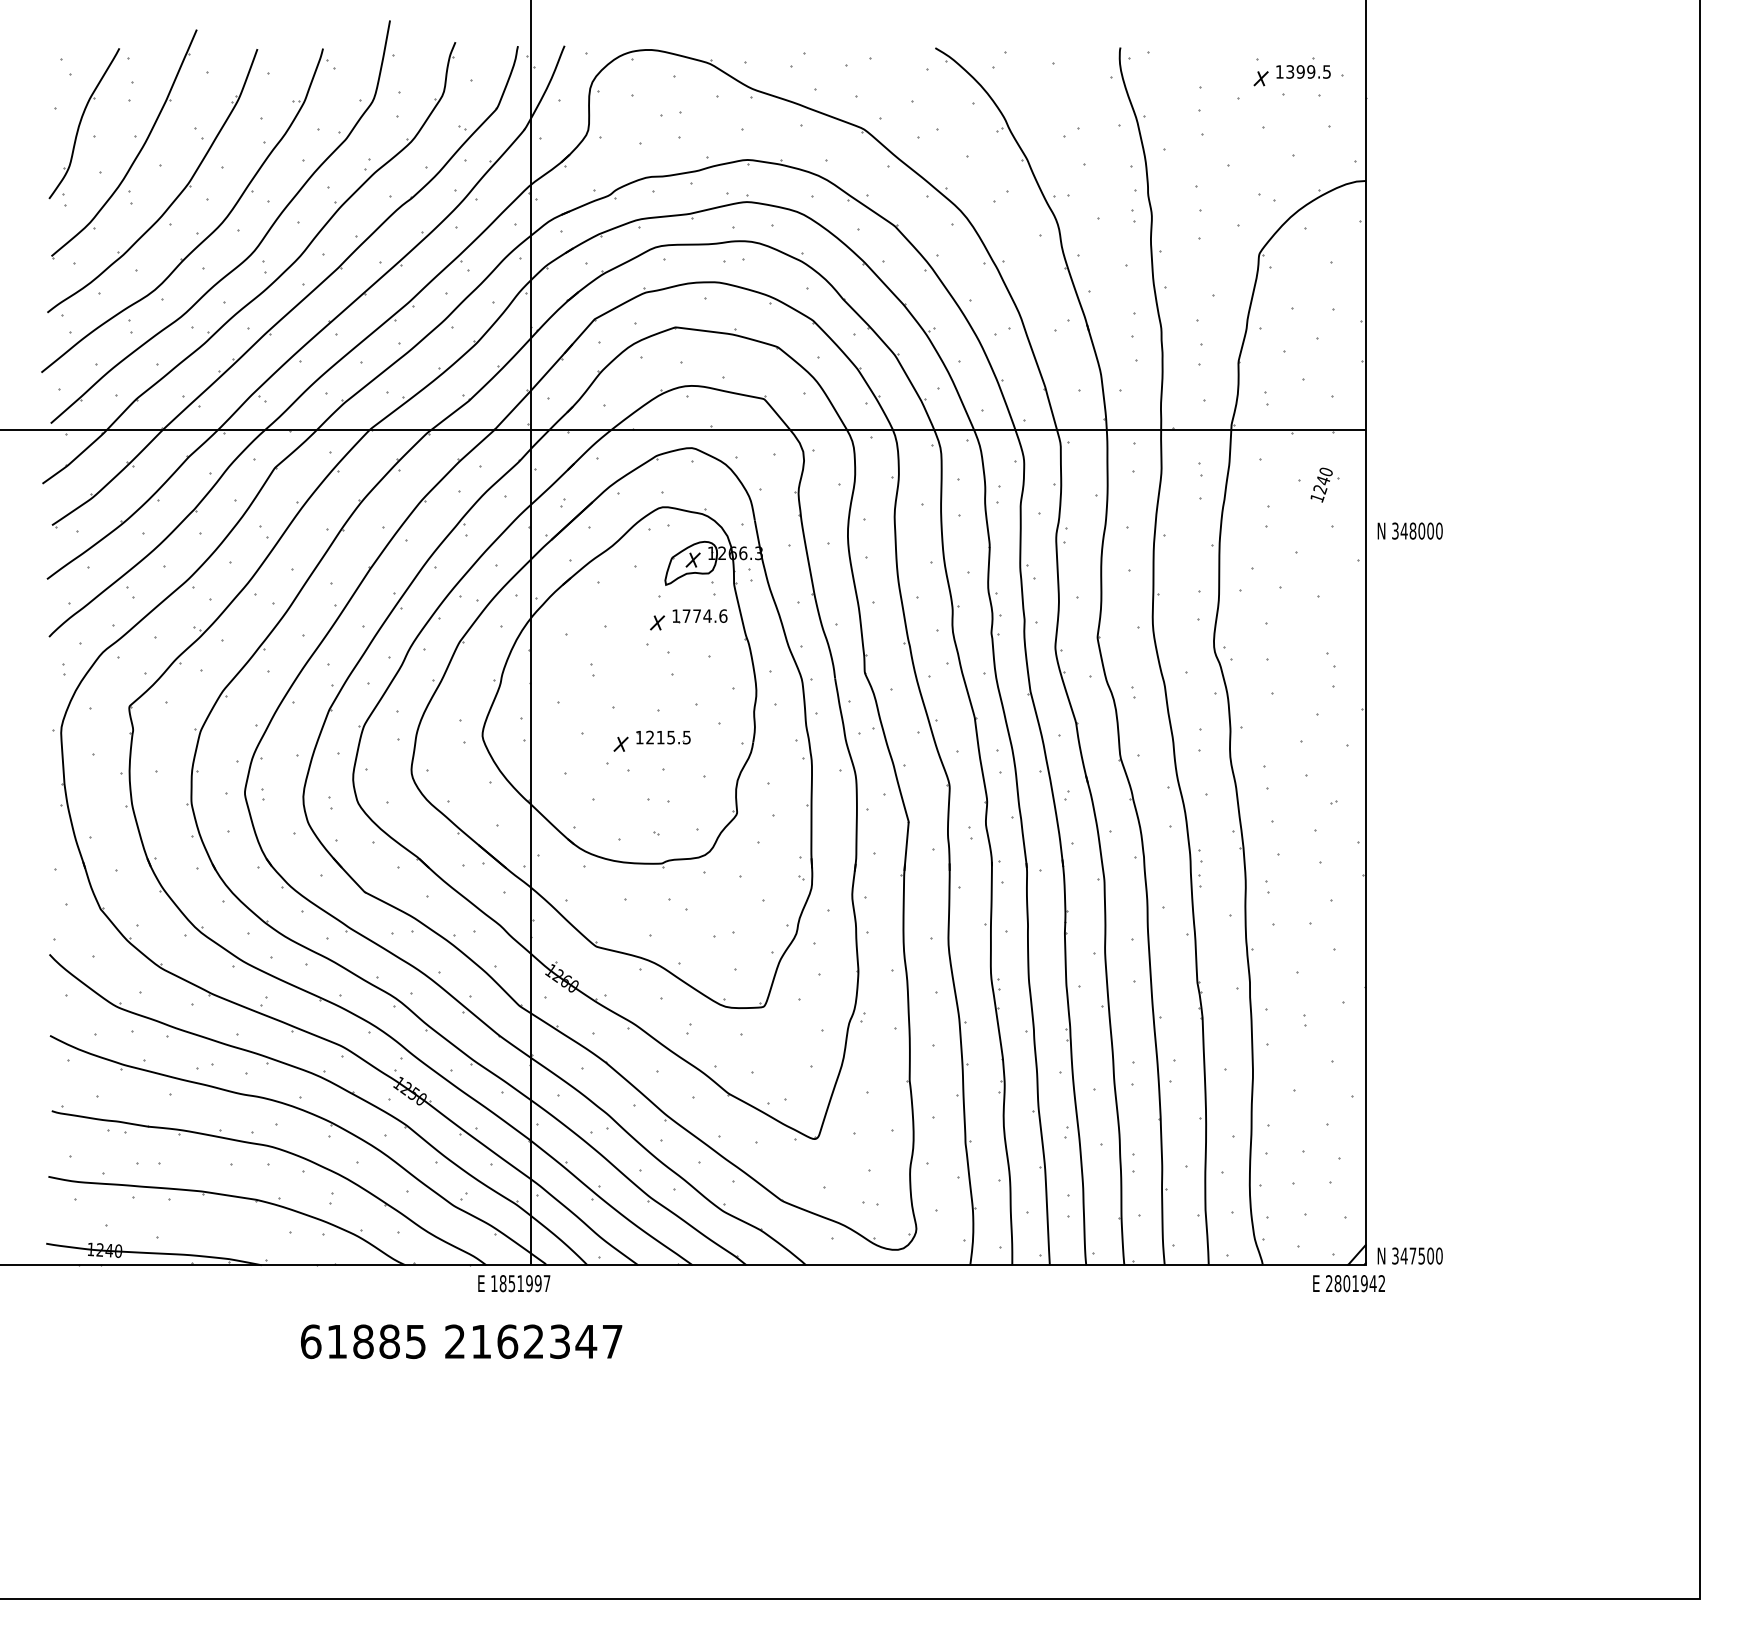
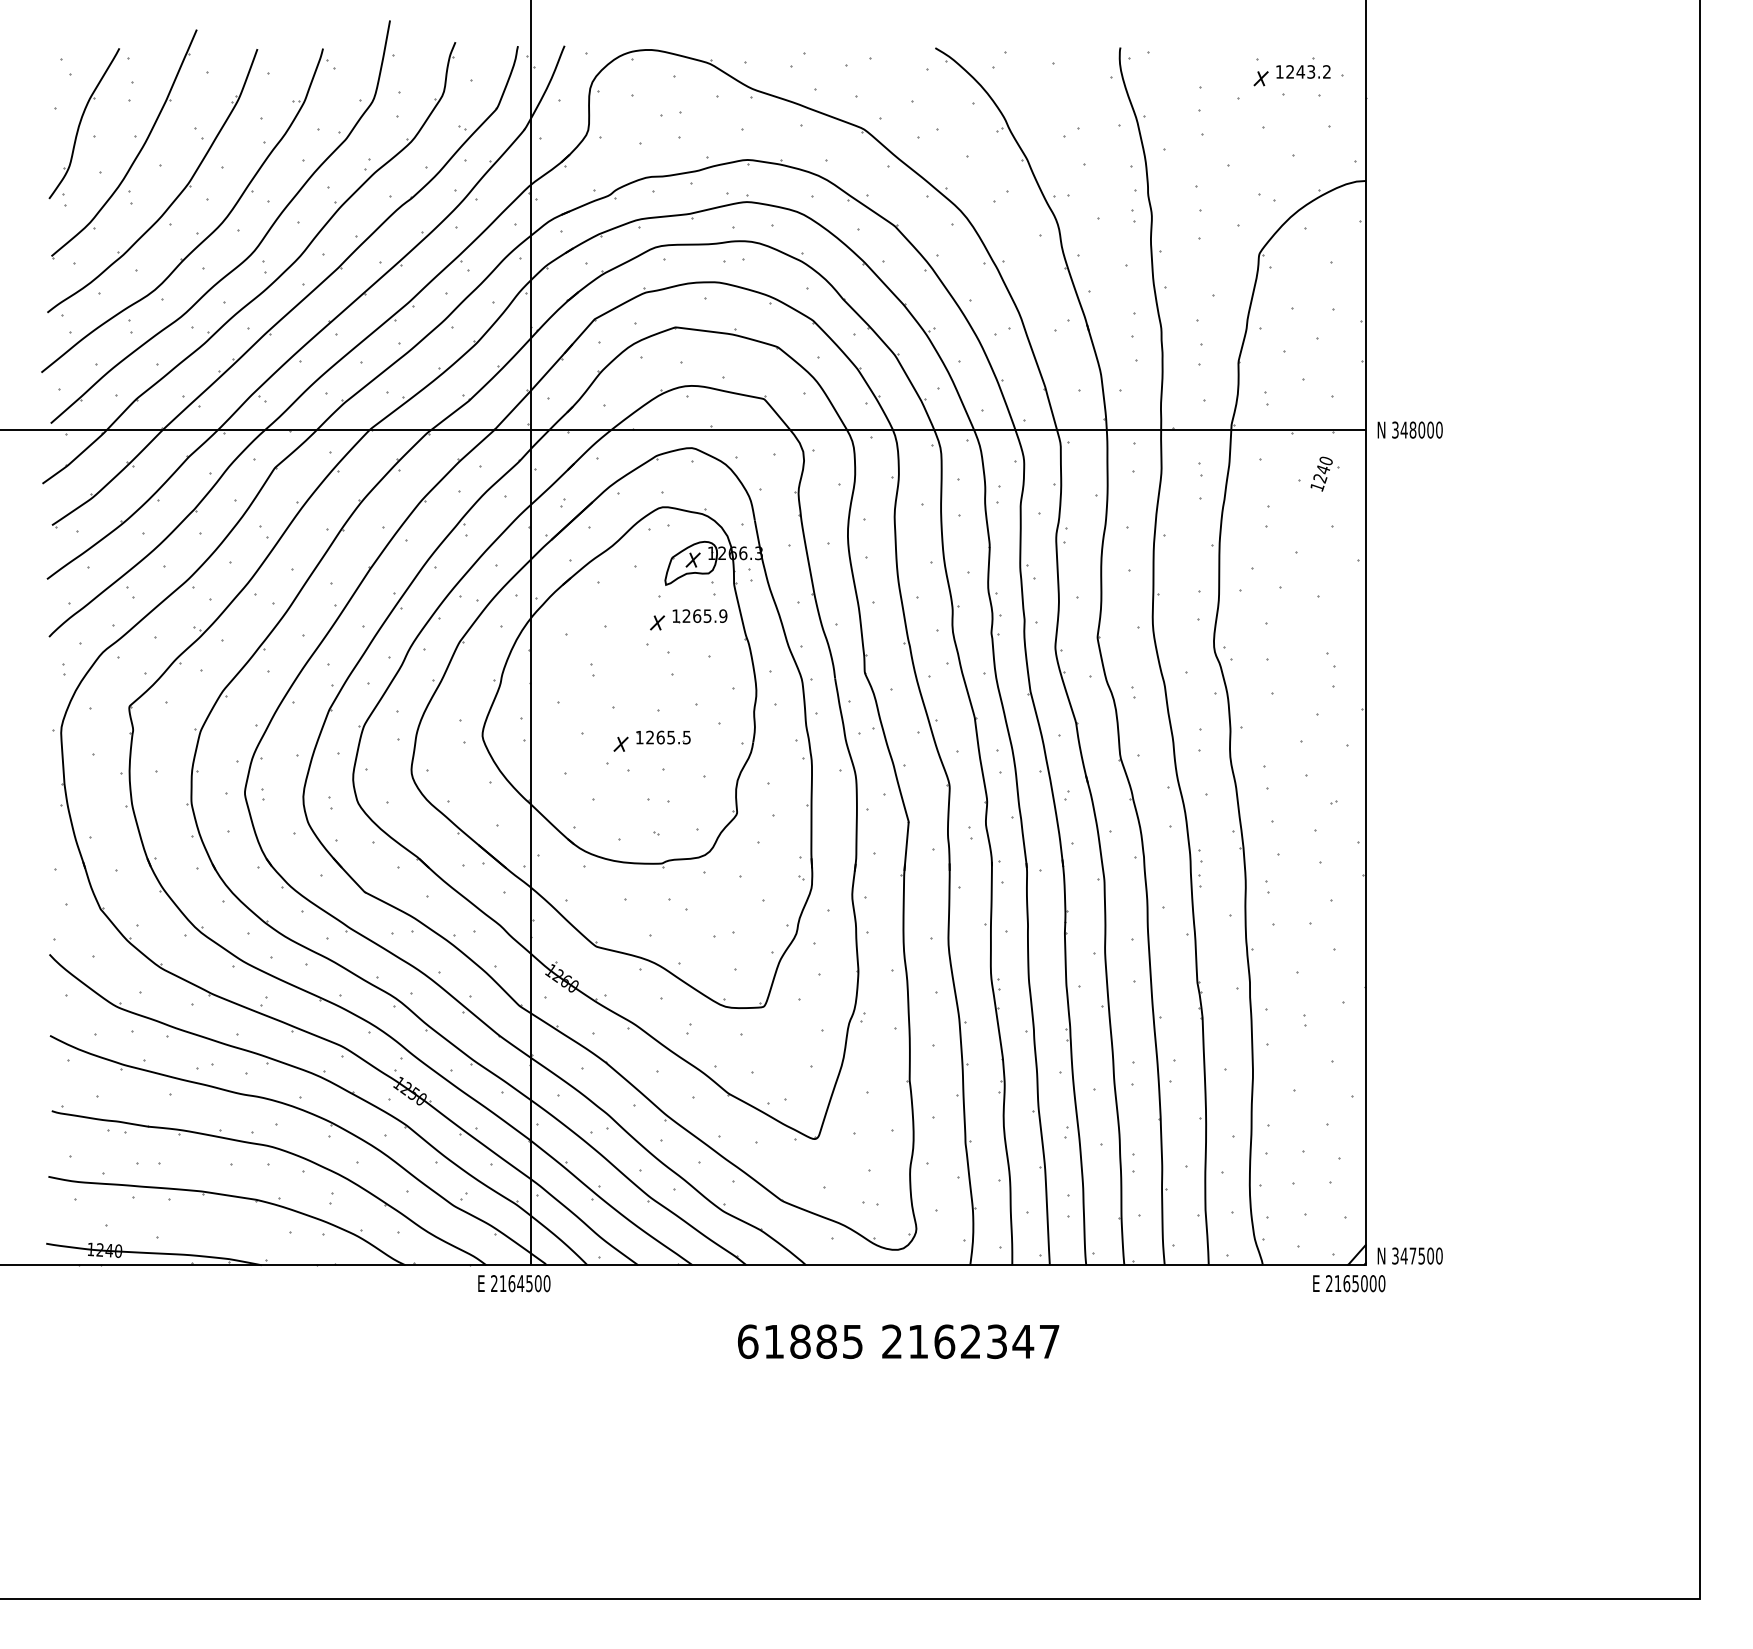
text: 1399.5 -> 1243.2 (1308, 71)
part position: (1324, 484) -> (1324, 473) (1324, 473)
text position: (1409, 530) -> (1409, 429) (1409, 429)
text: 1774.6 -> 1265.9 (704, 615)
text: 1215.5 -> 1265.5 (660, 737)
text: 1851997 -> 2164500 (520, 1283)
text: 2801942 -> 2165000 (1359, 1283)
text position: (461, 1341) -> (898, 1341) (898, 1341)
